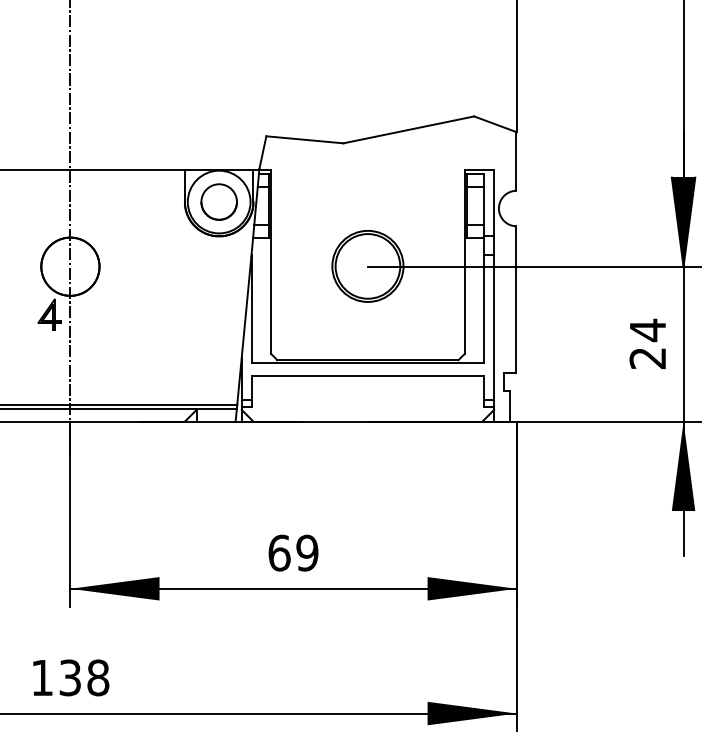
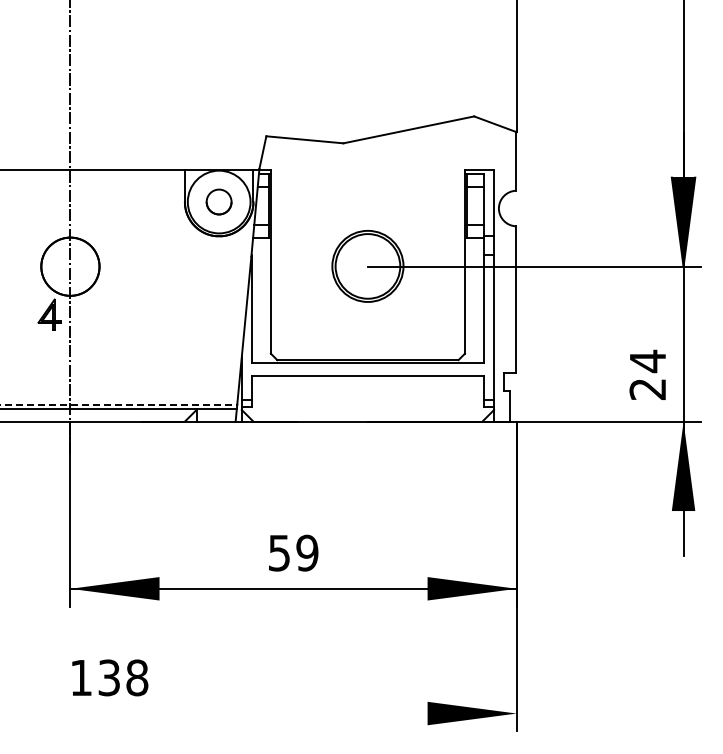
circle size: 38x38 px -> 28x28 px (218, 201)
text position: (647, 343) -> (647, 374) (647, 374)
line: solid -> dashed (119, 404)
text: 69 -> 59 (279, 552)
text position: (71, 677) -> (110, 677) (110, 677)
line: present -> none (259, 713)
